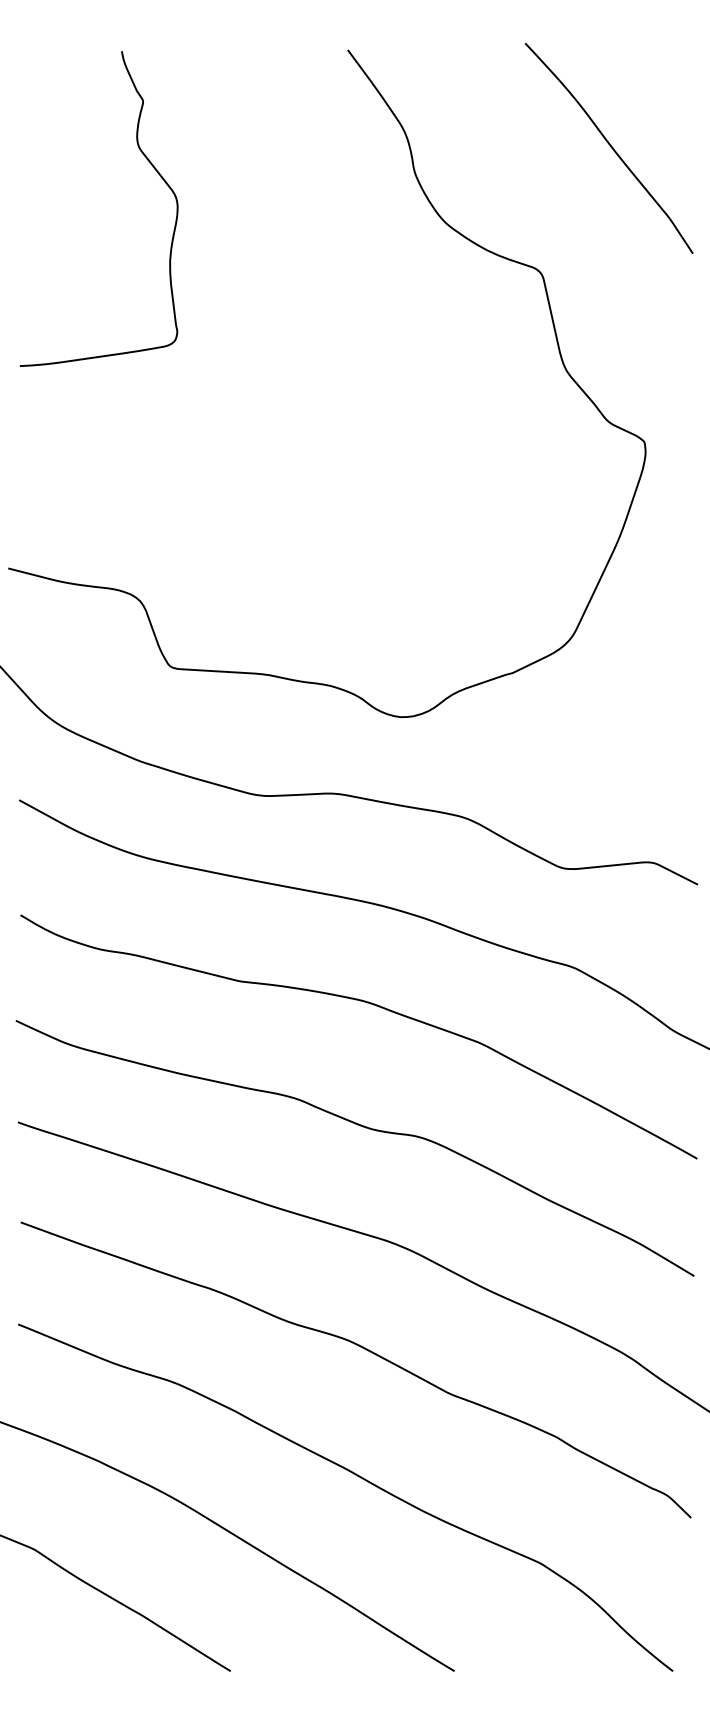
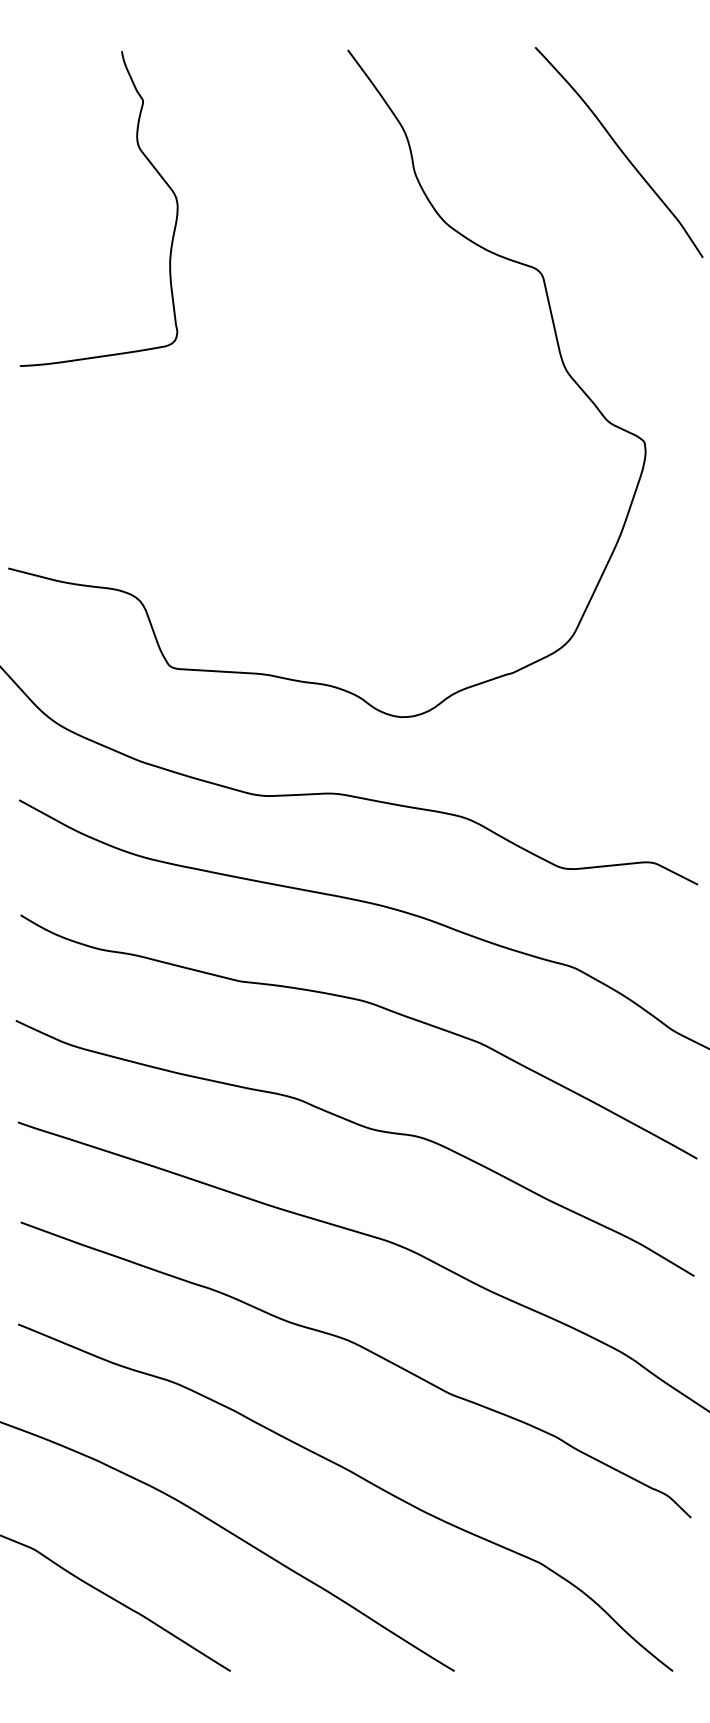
curve position: (610, 147) -> (620, 151) (620, 151)
